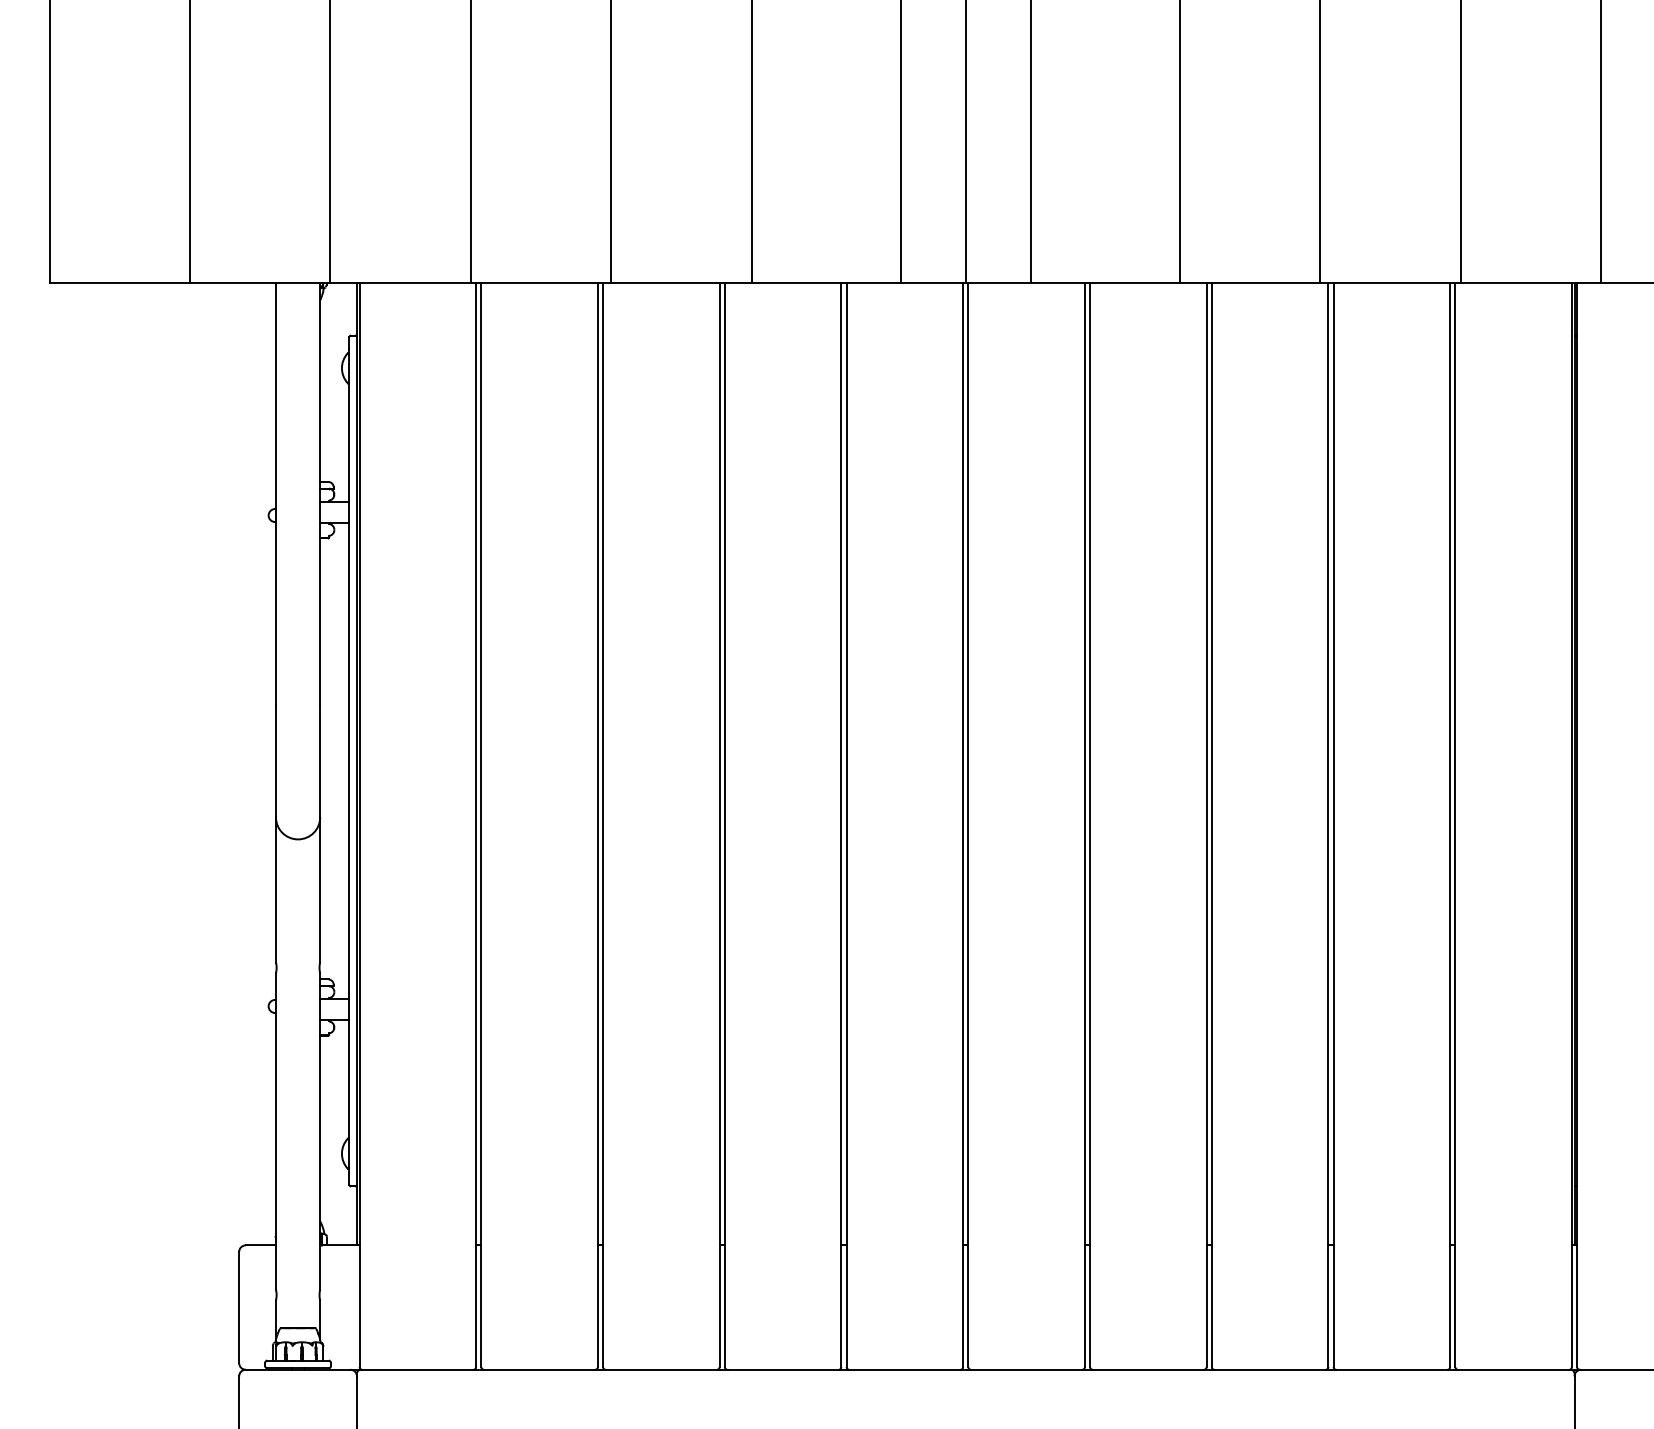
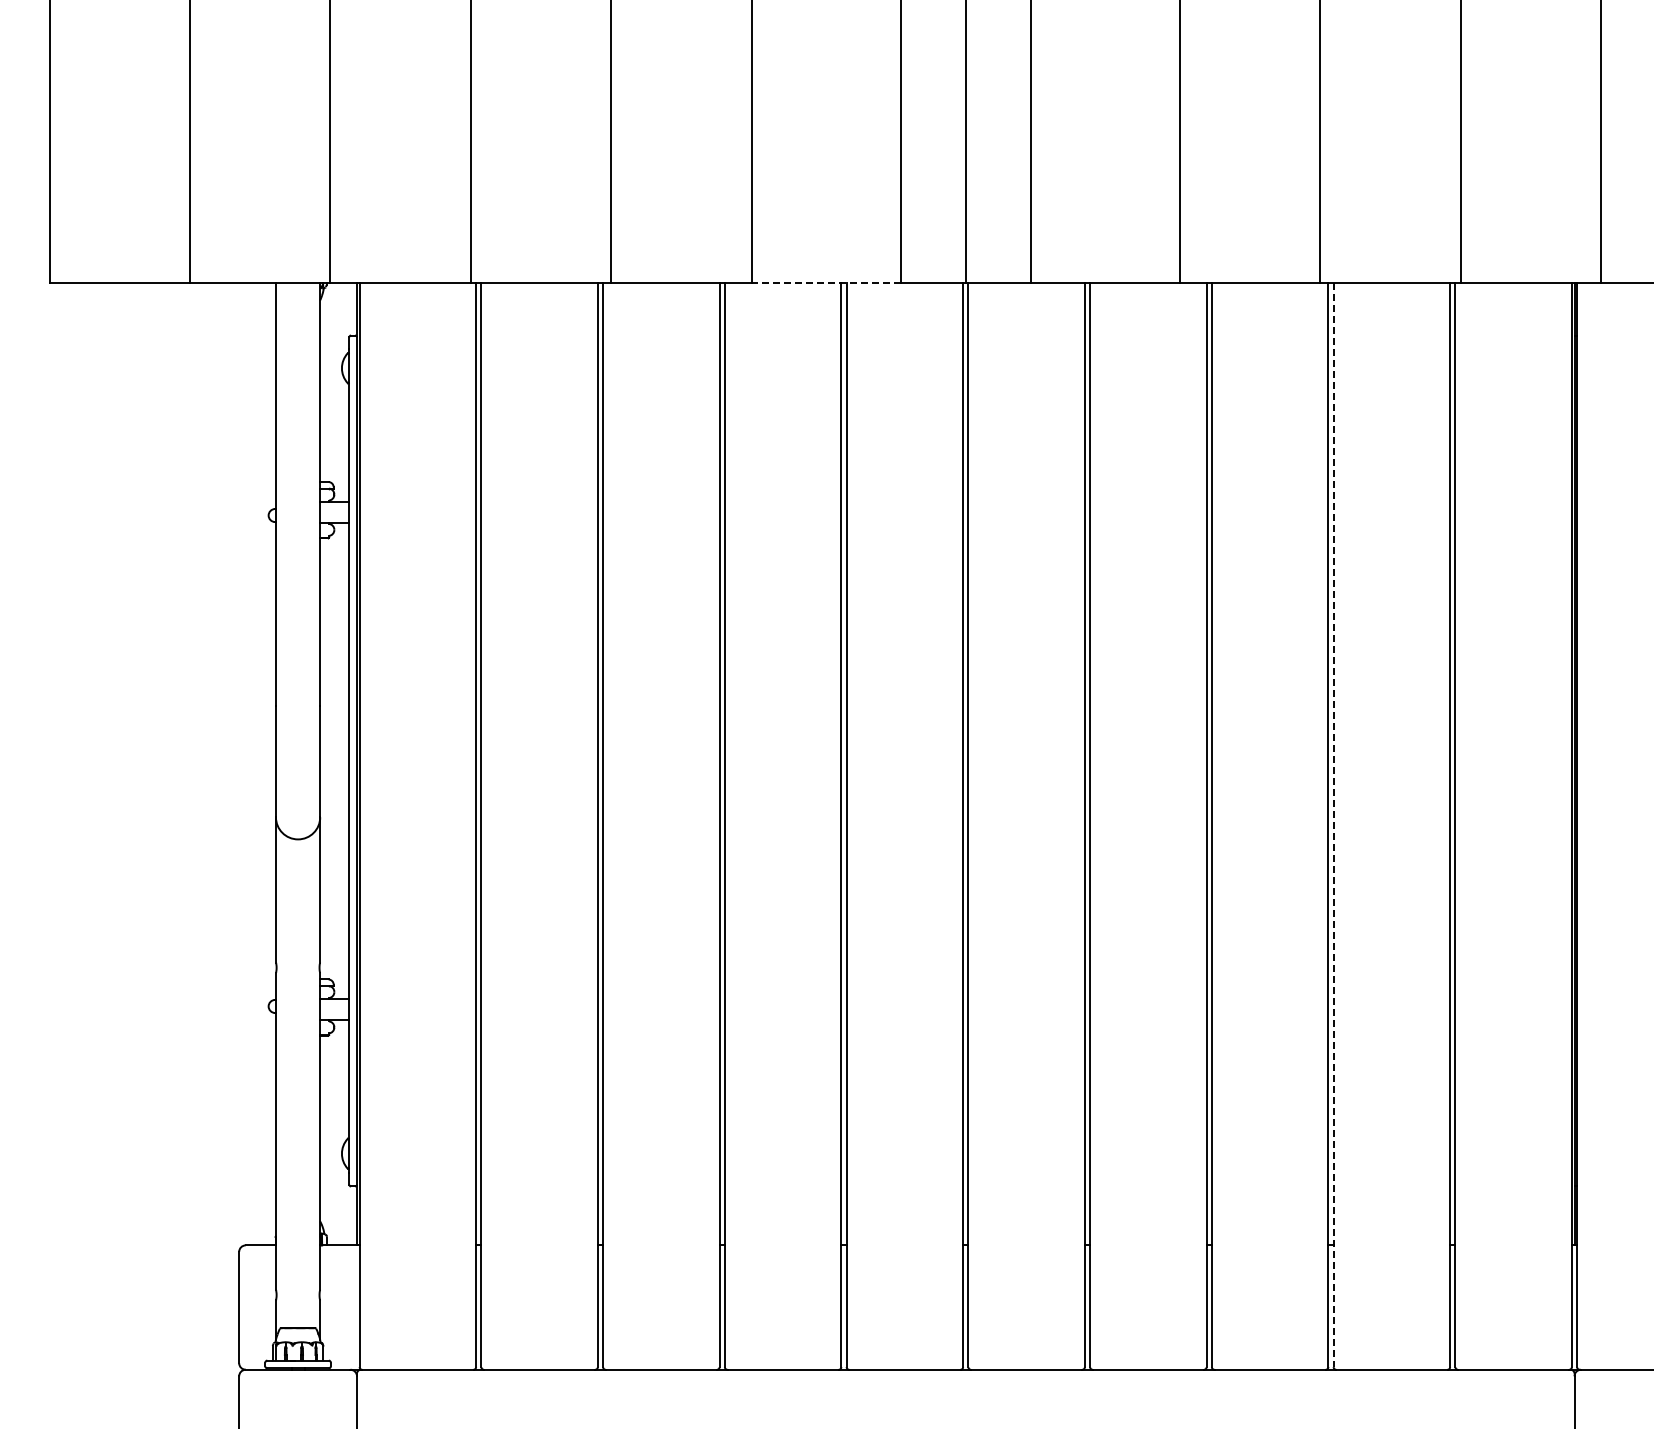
line: solid -> dashed (826, 283)
line: solid -> dashed (1333, 825)
